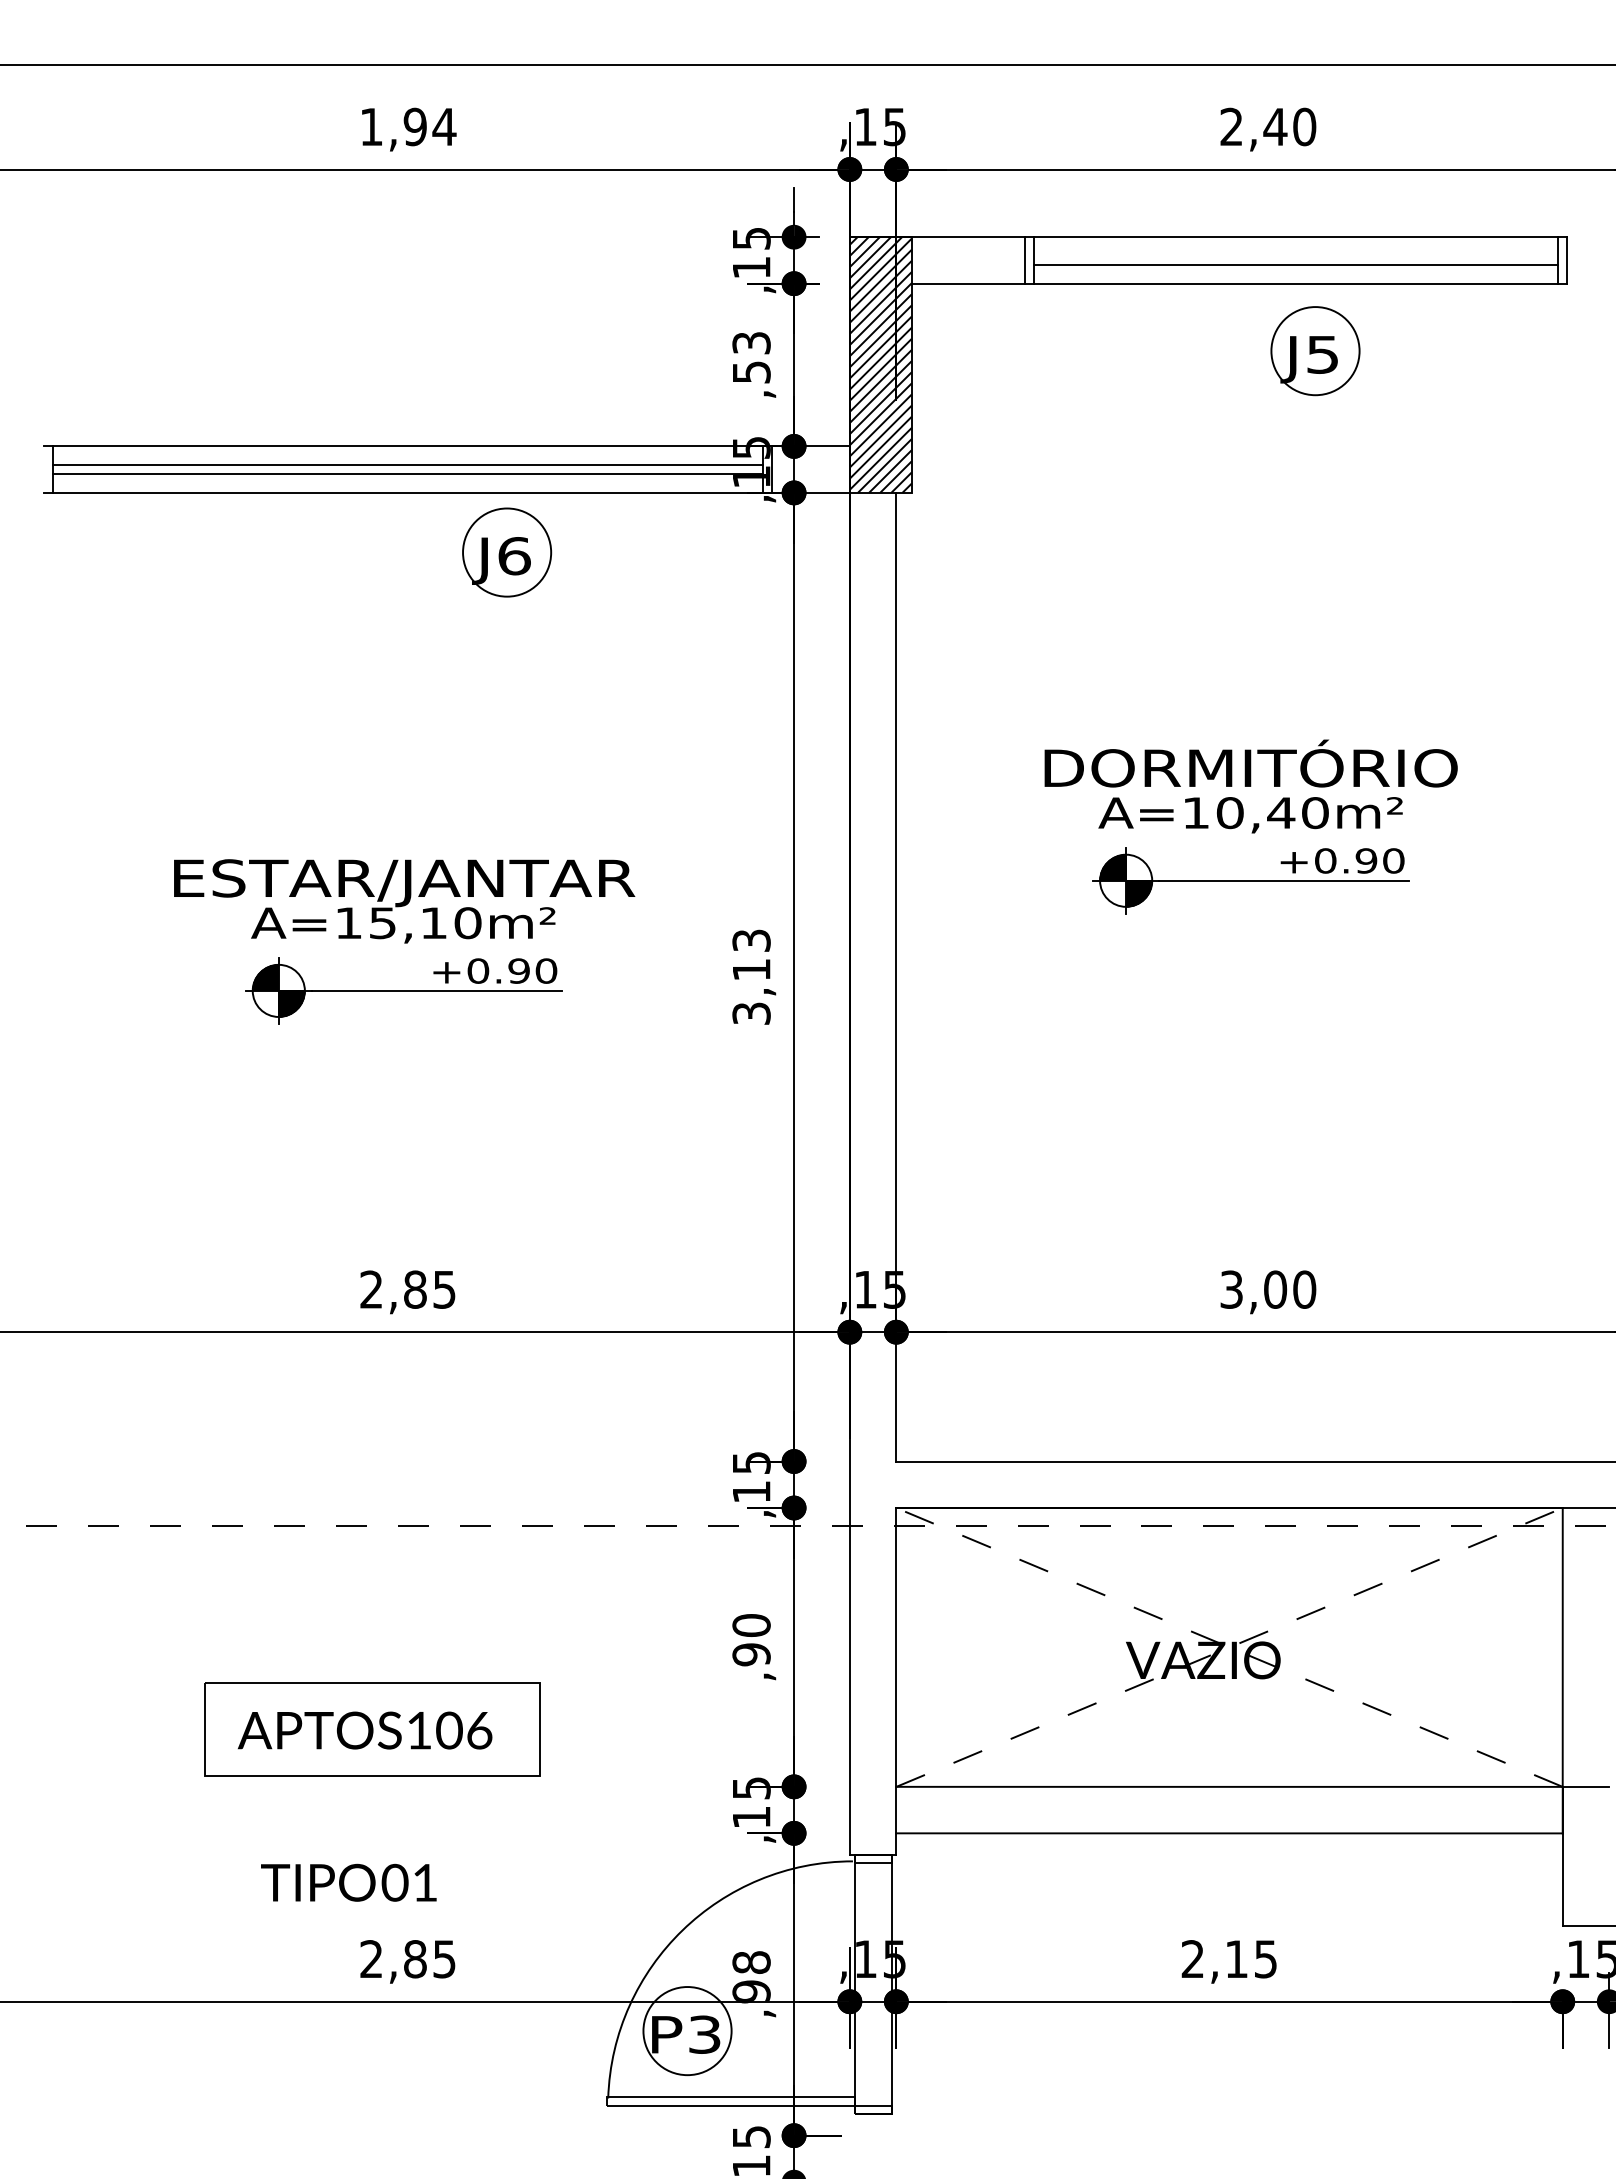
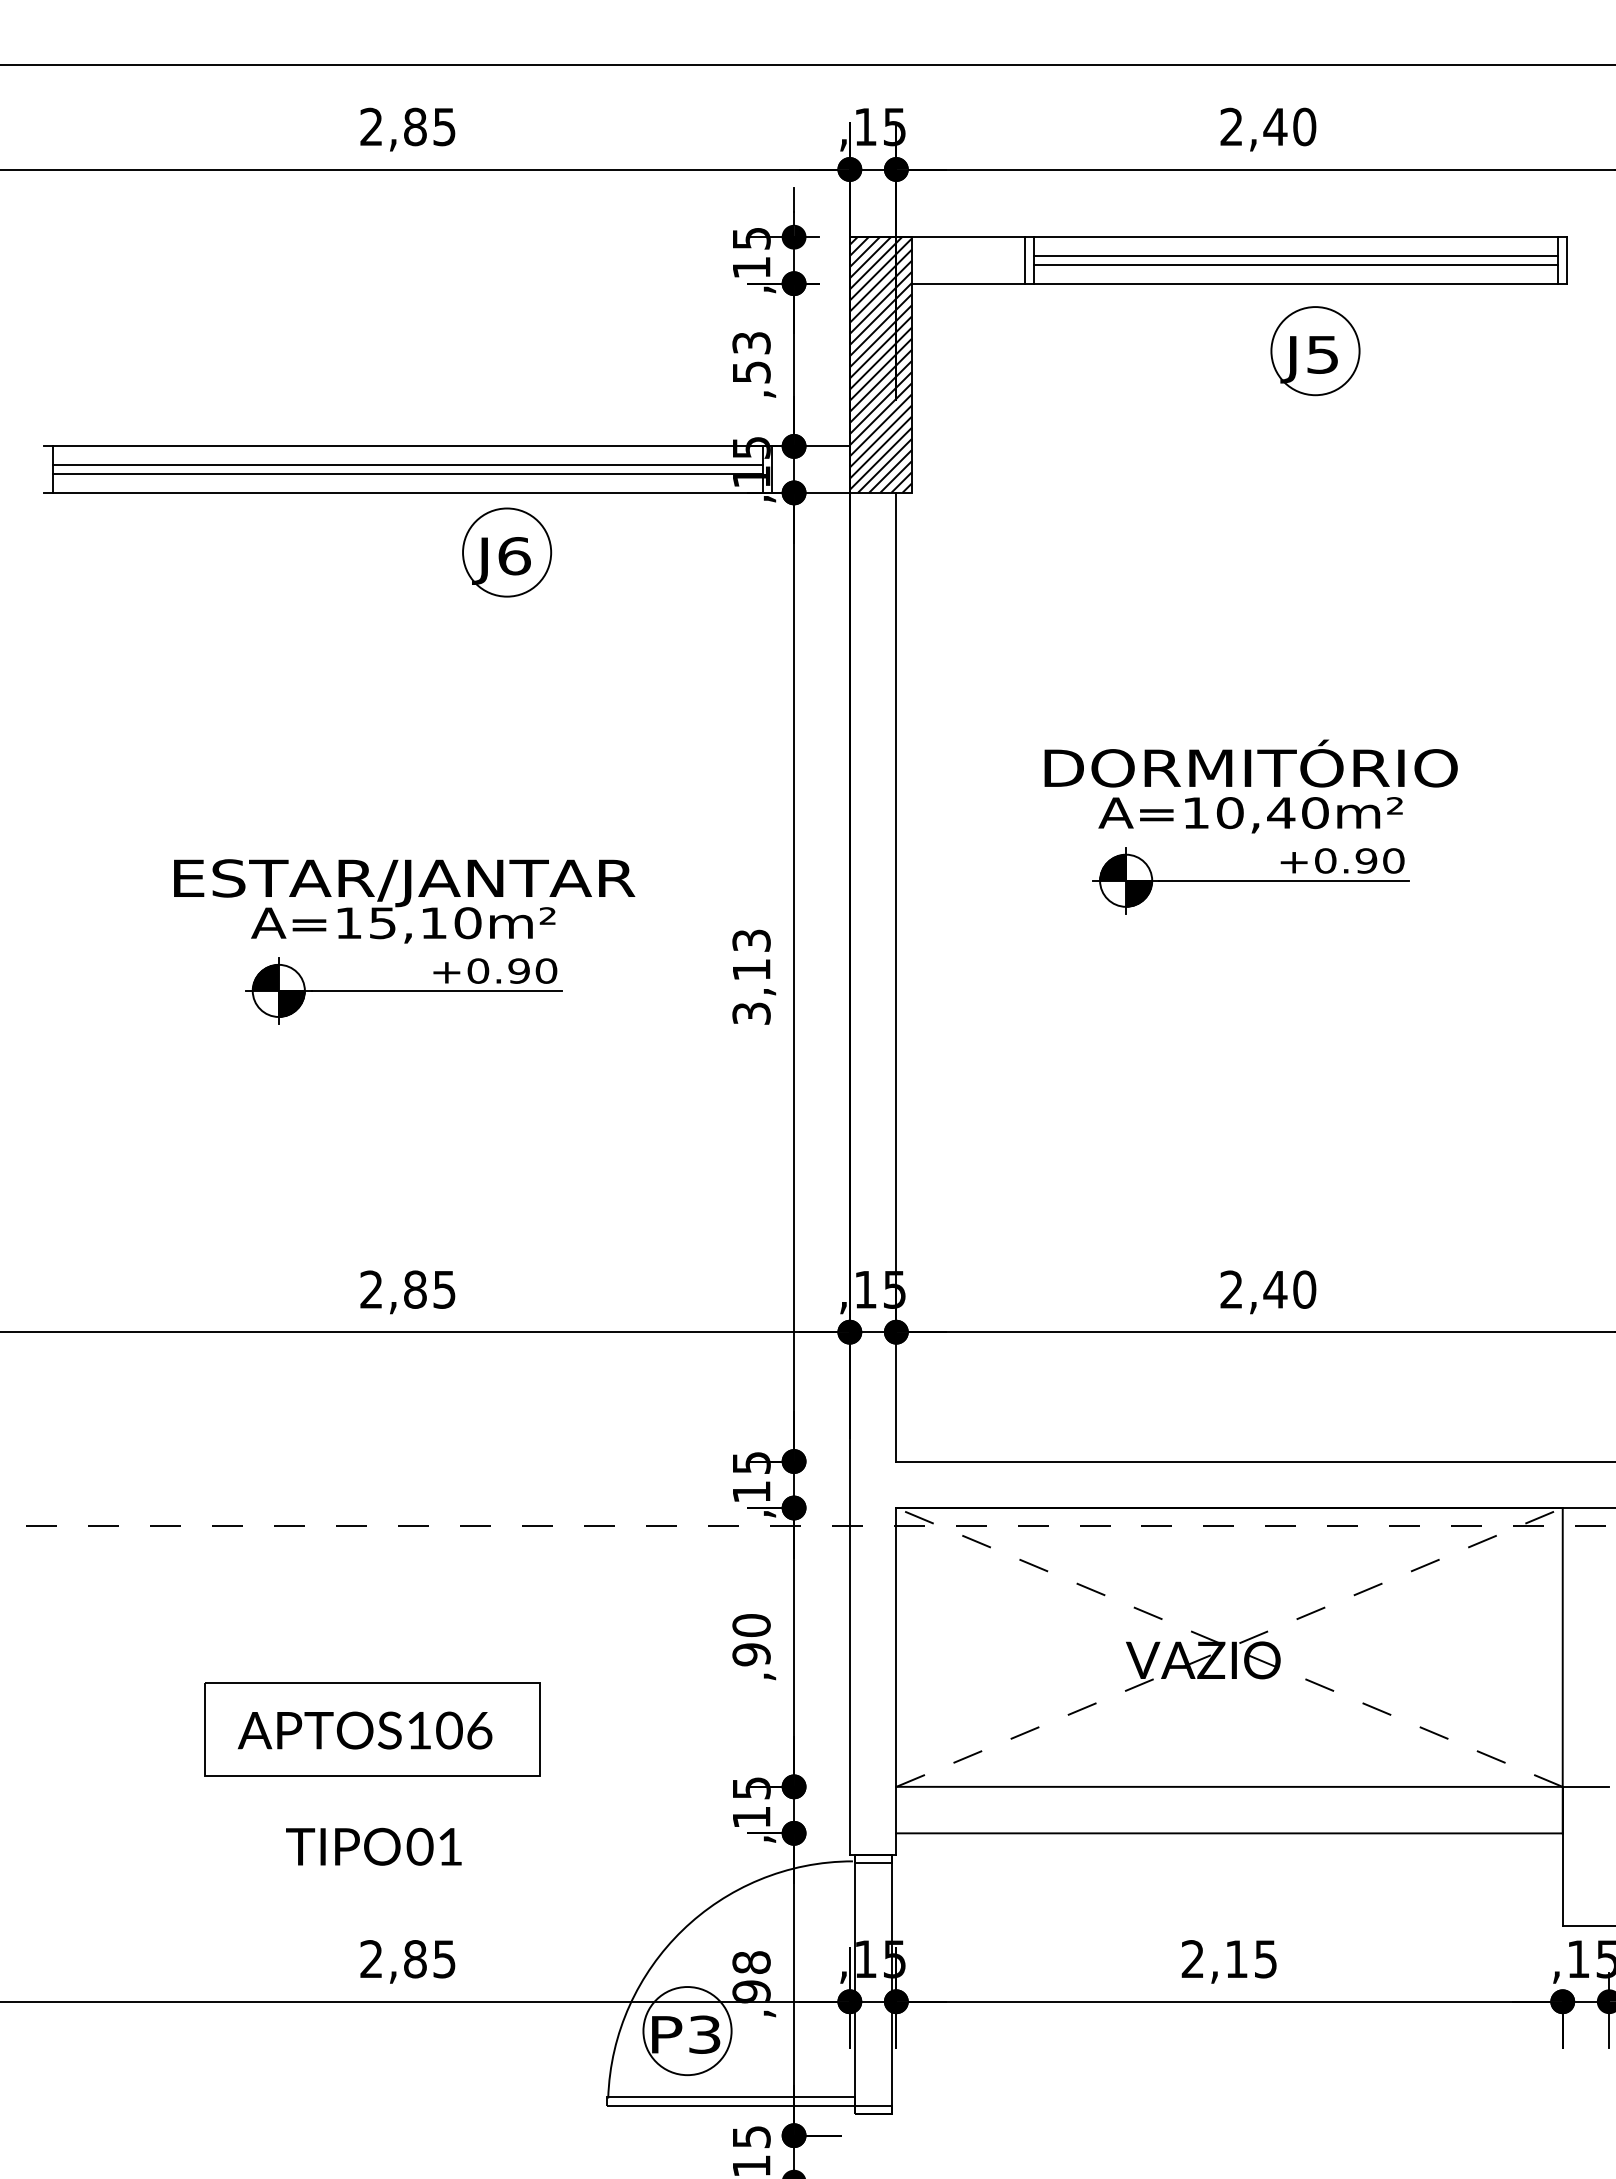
text: 1,94 -> 2,85 (408, 126)
line: none -> present (1296, 255)
text: 3,00 -> 2,40 (1253, 1289)
text position: (348, 1882) -> (373, 1846) (373, 1846)
